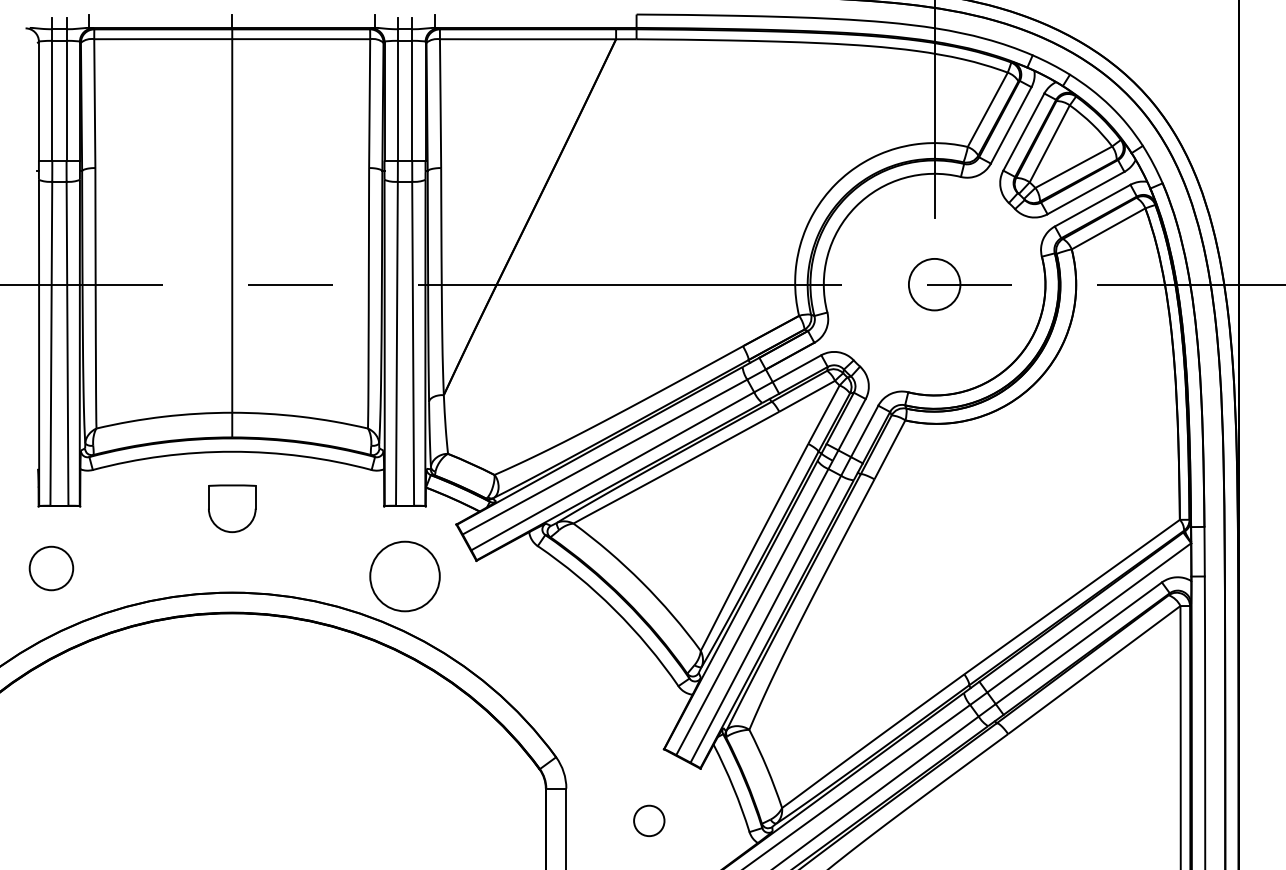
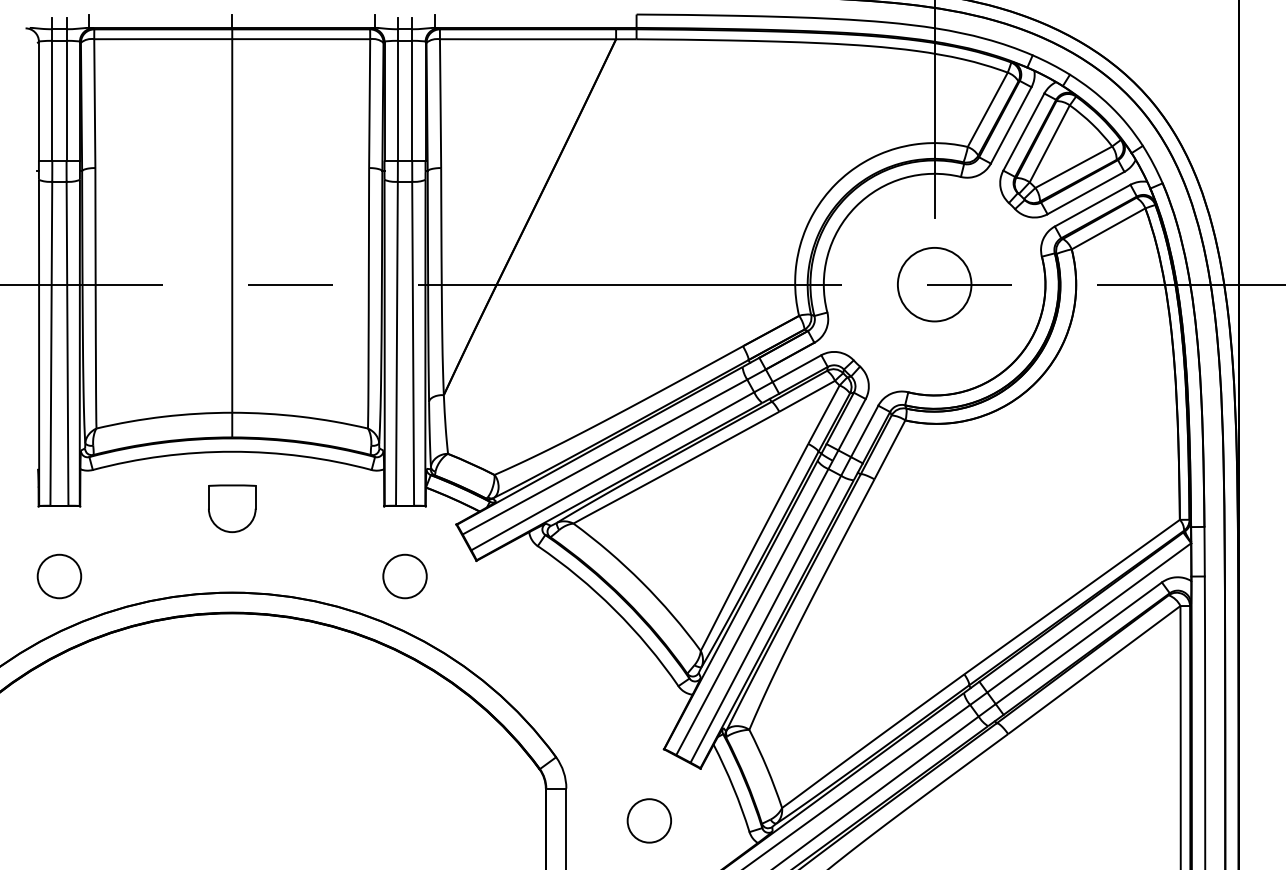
circle diameter: 52 px -> 74 px (934, 284)
circle position: (51, 568) -> (59, 576) (59, 576)
circle diameter: 70 px -> 43 px (404, 576)
circle size: 33x34 px -> 46x46 px (648, 820)
